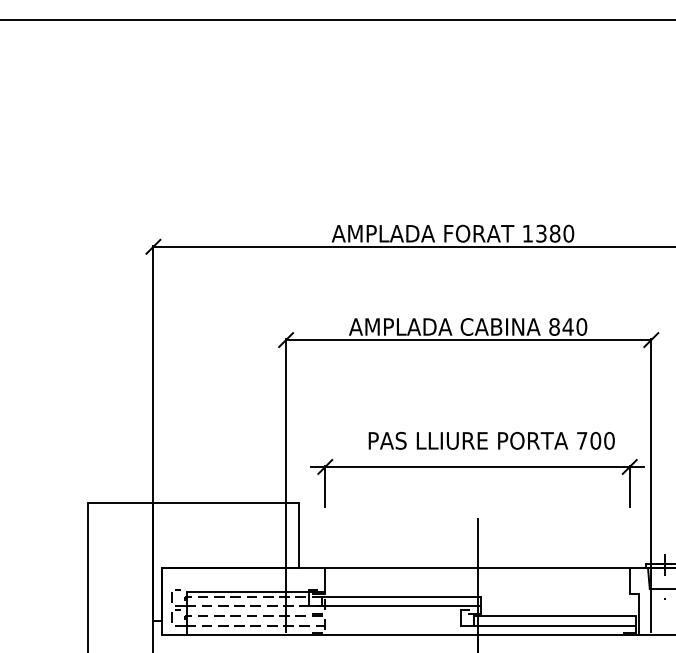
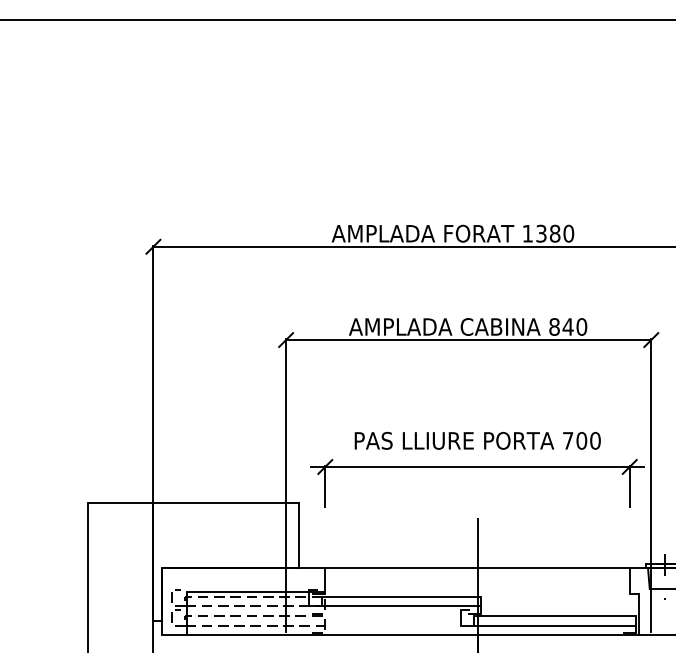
text position: (491, 440) -> (477, 440) (477, 440)
